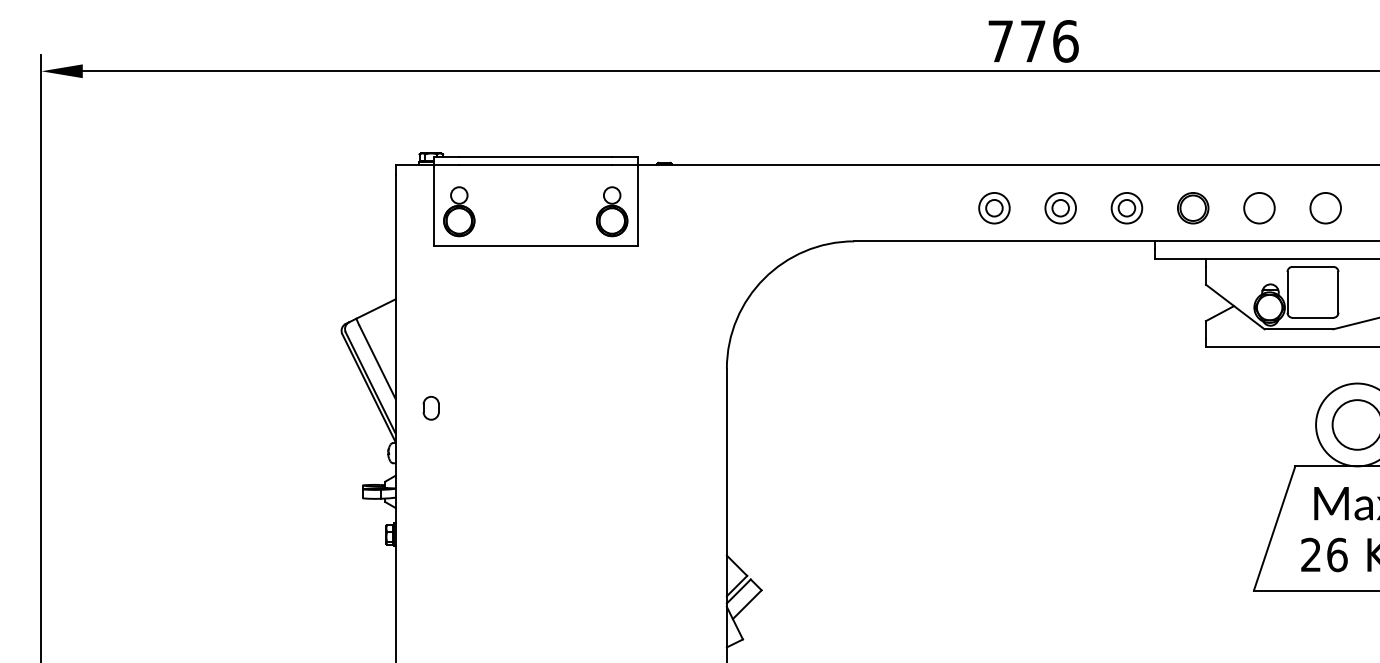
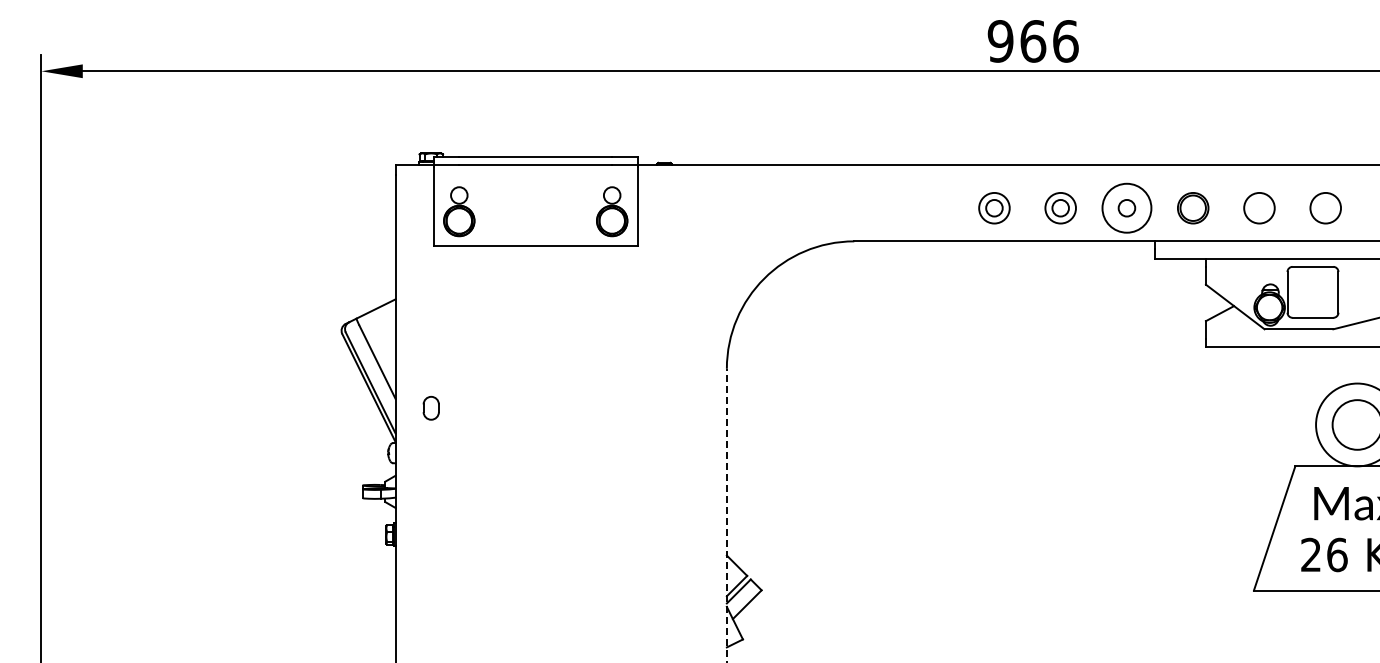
text: 776 -> 966 (1016, 41)
circle diameter: 31 px -> 49 px (1126, 207)
line: solid -> dashed (726, 515)
